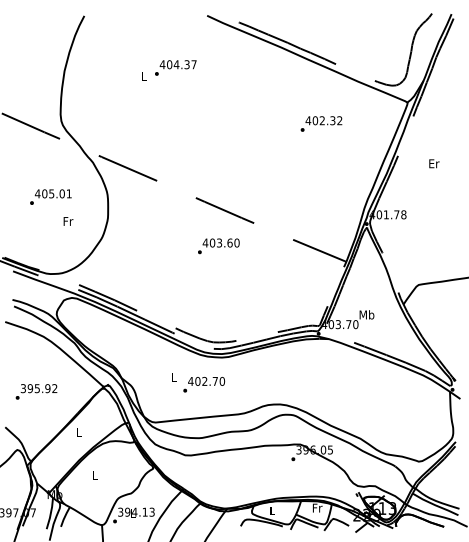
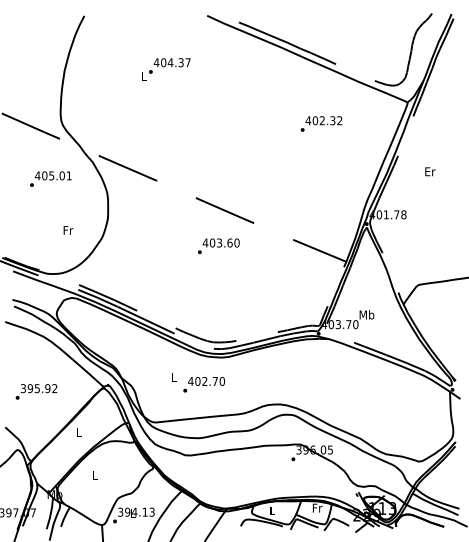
text position: (175, 67) -> (169, 65) (169, 65)
text position: (434, 163) -> (430, 171) (430, 171)
text position: (50, 196) -> (50, 178) (50, 178)
text position: (68, 221) -> (68, 230) (68, 230)
